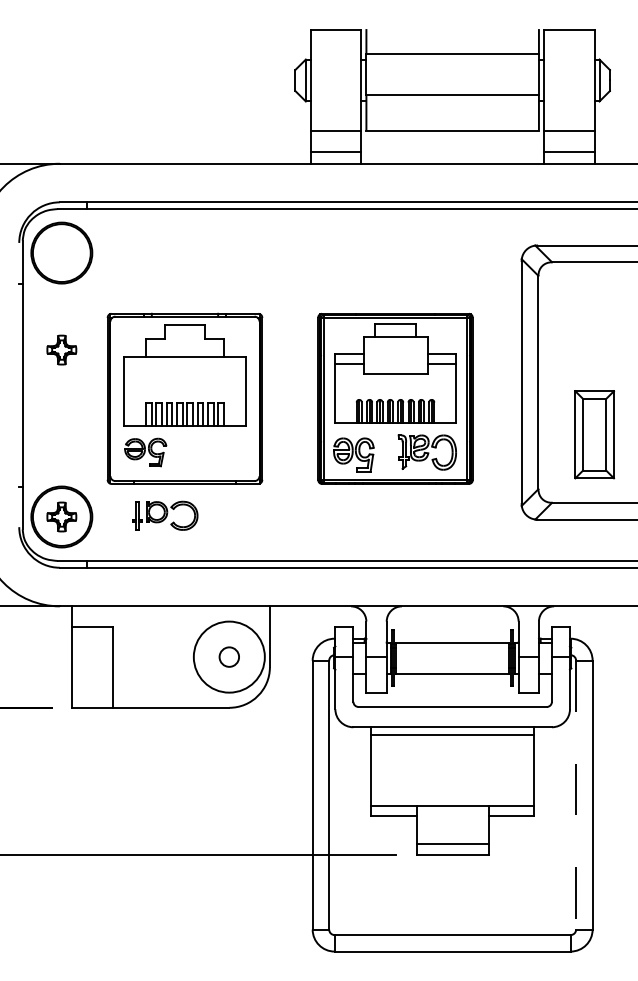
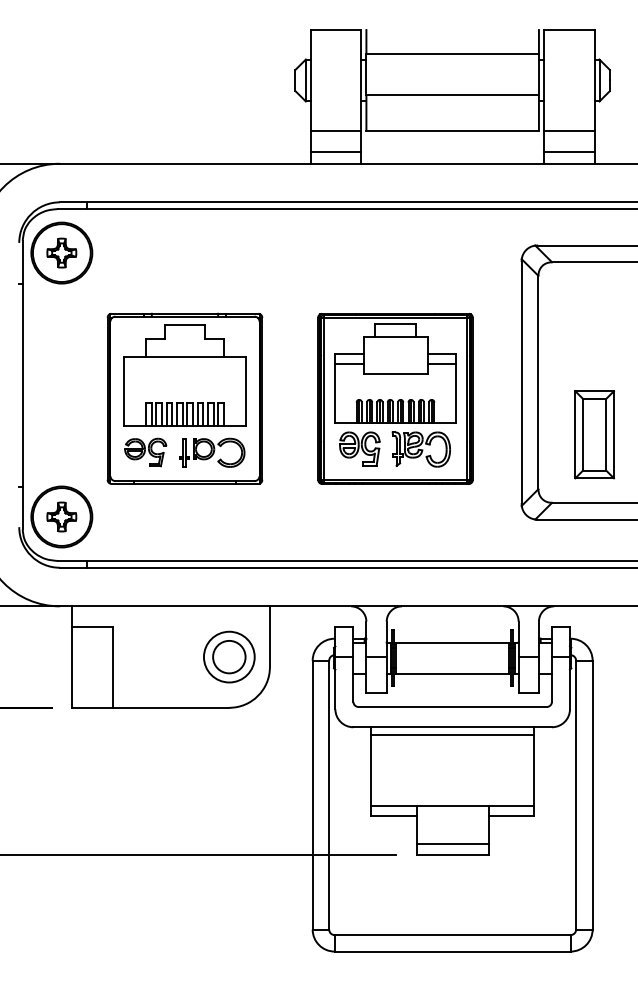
part position: (61, 349) -> (61, 252) (61, 252)
part position: (426, 452) -> (420, 449) (420, 449)
part position: (353, 454) -> (359, 448) (359, 448)
part position: (165, 515) -> (212, 452) (212, 452)
circle diameter: 71 px -> 51 px (228, 656)
circle diameter: 19 px -> 32 px (229, 656)
line: dashed -> solid (576, 795)
